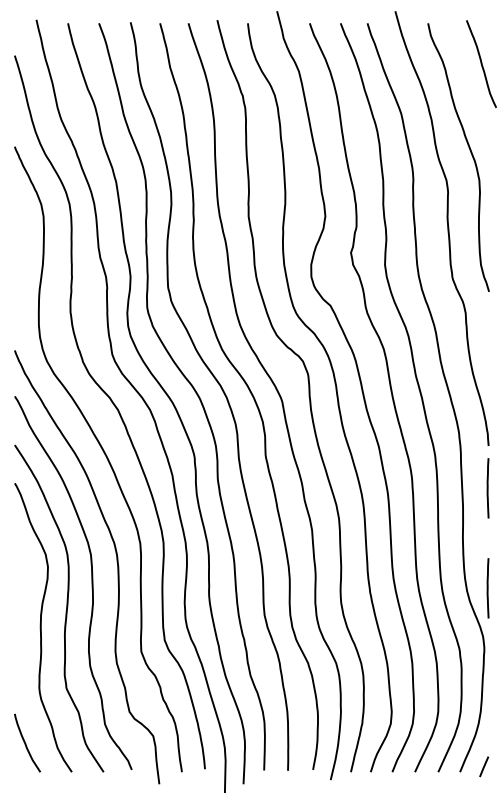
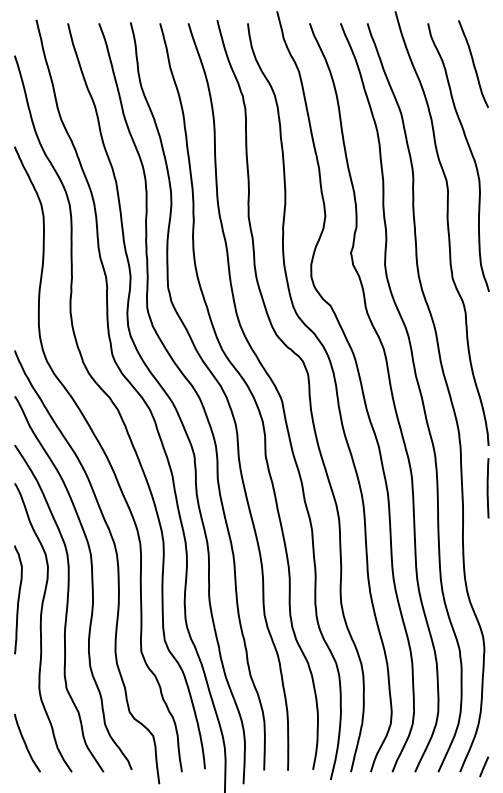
curve position: (481, 63) -> (473, 63) (473, 63)
line: present -> none (487, 588)
curve: none -> present (18, 599)
